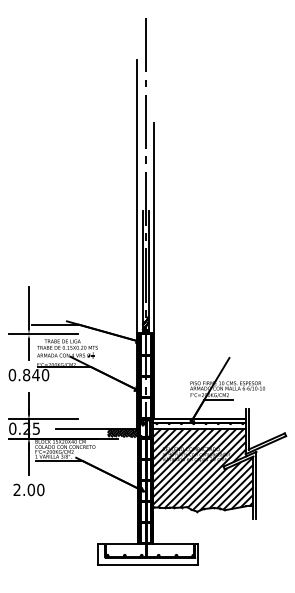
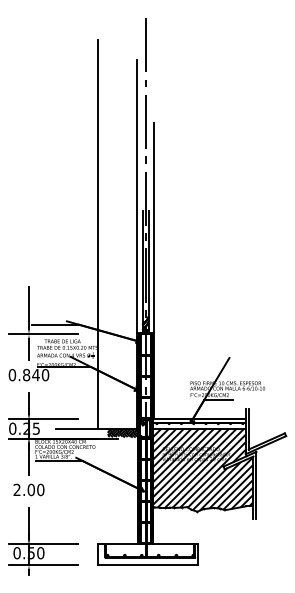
line: none -> present (97, 234)
part: none -> present (43, 541)
